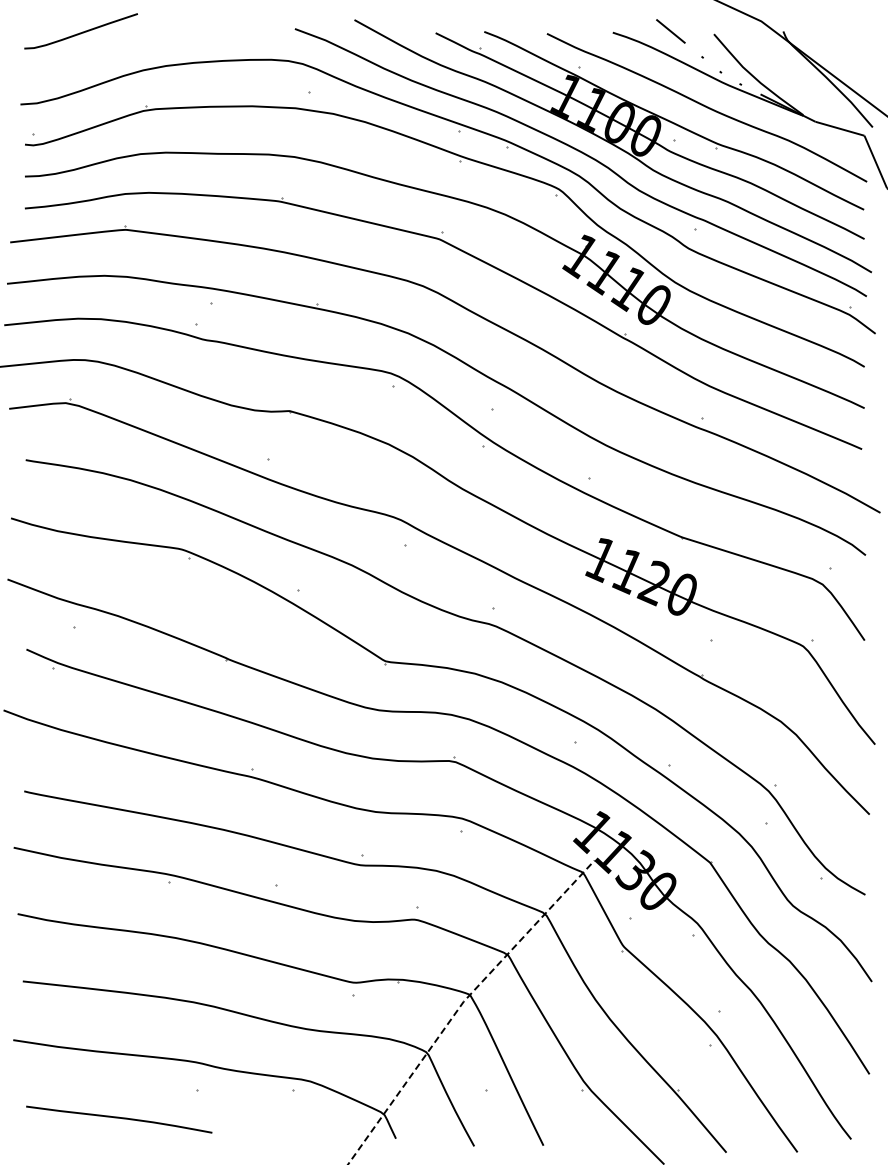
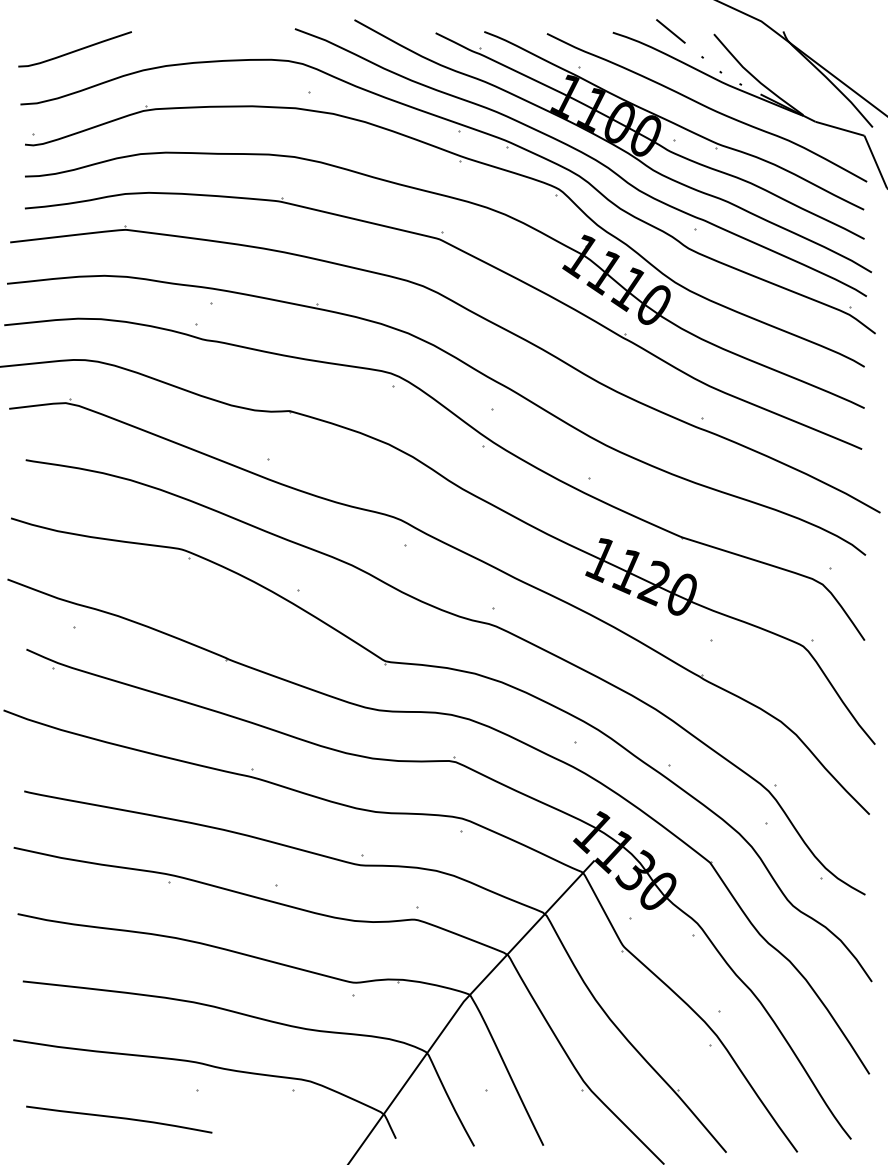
curve position: (80, 32) -> (74, 50) (74, 50)
line: dashed -> solid (462, 1004)
